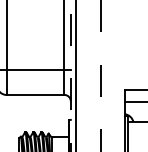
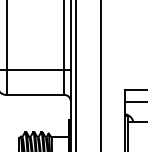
line: dashed -> solid (70, 75)
line: dashed -> solid (101, 75)
